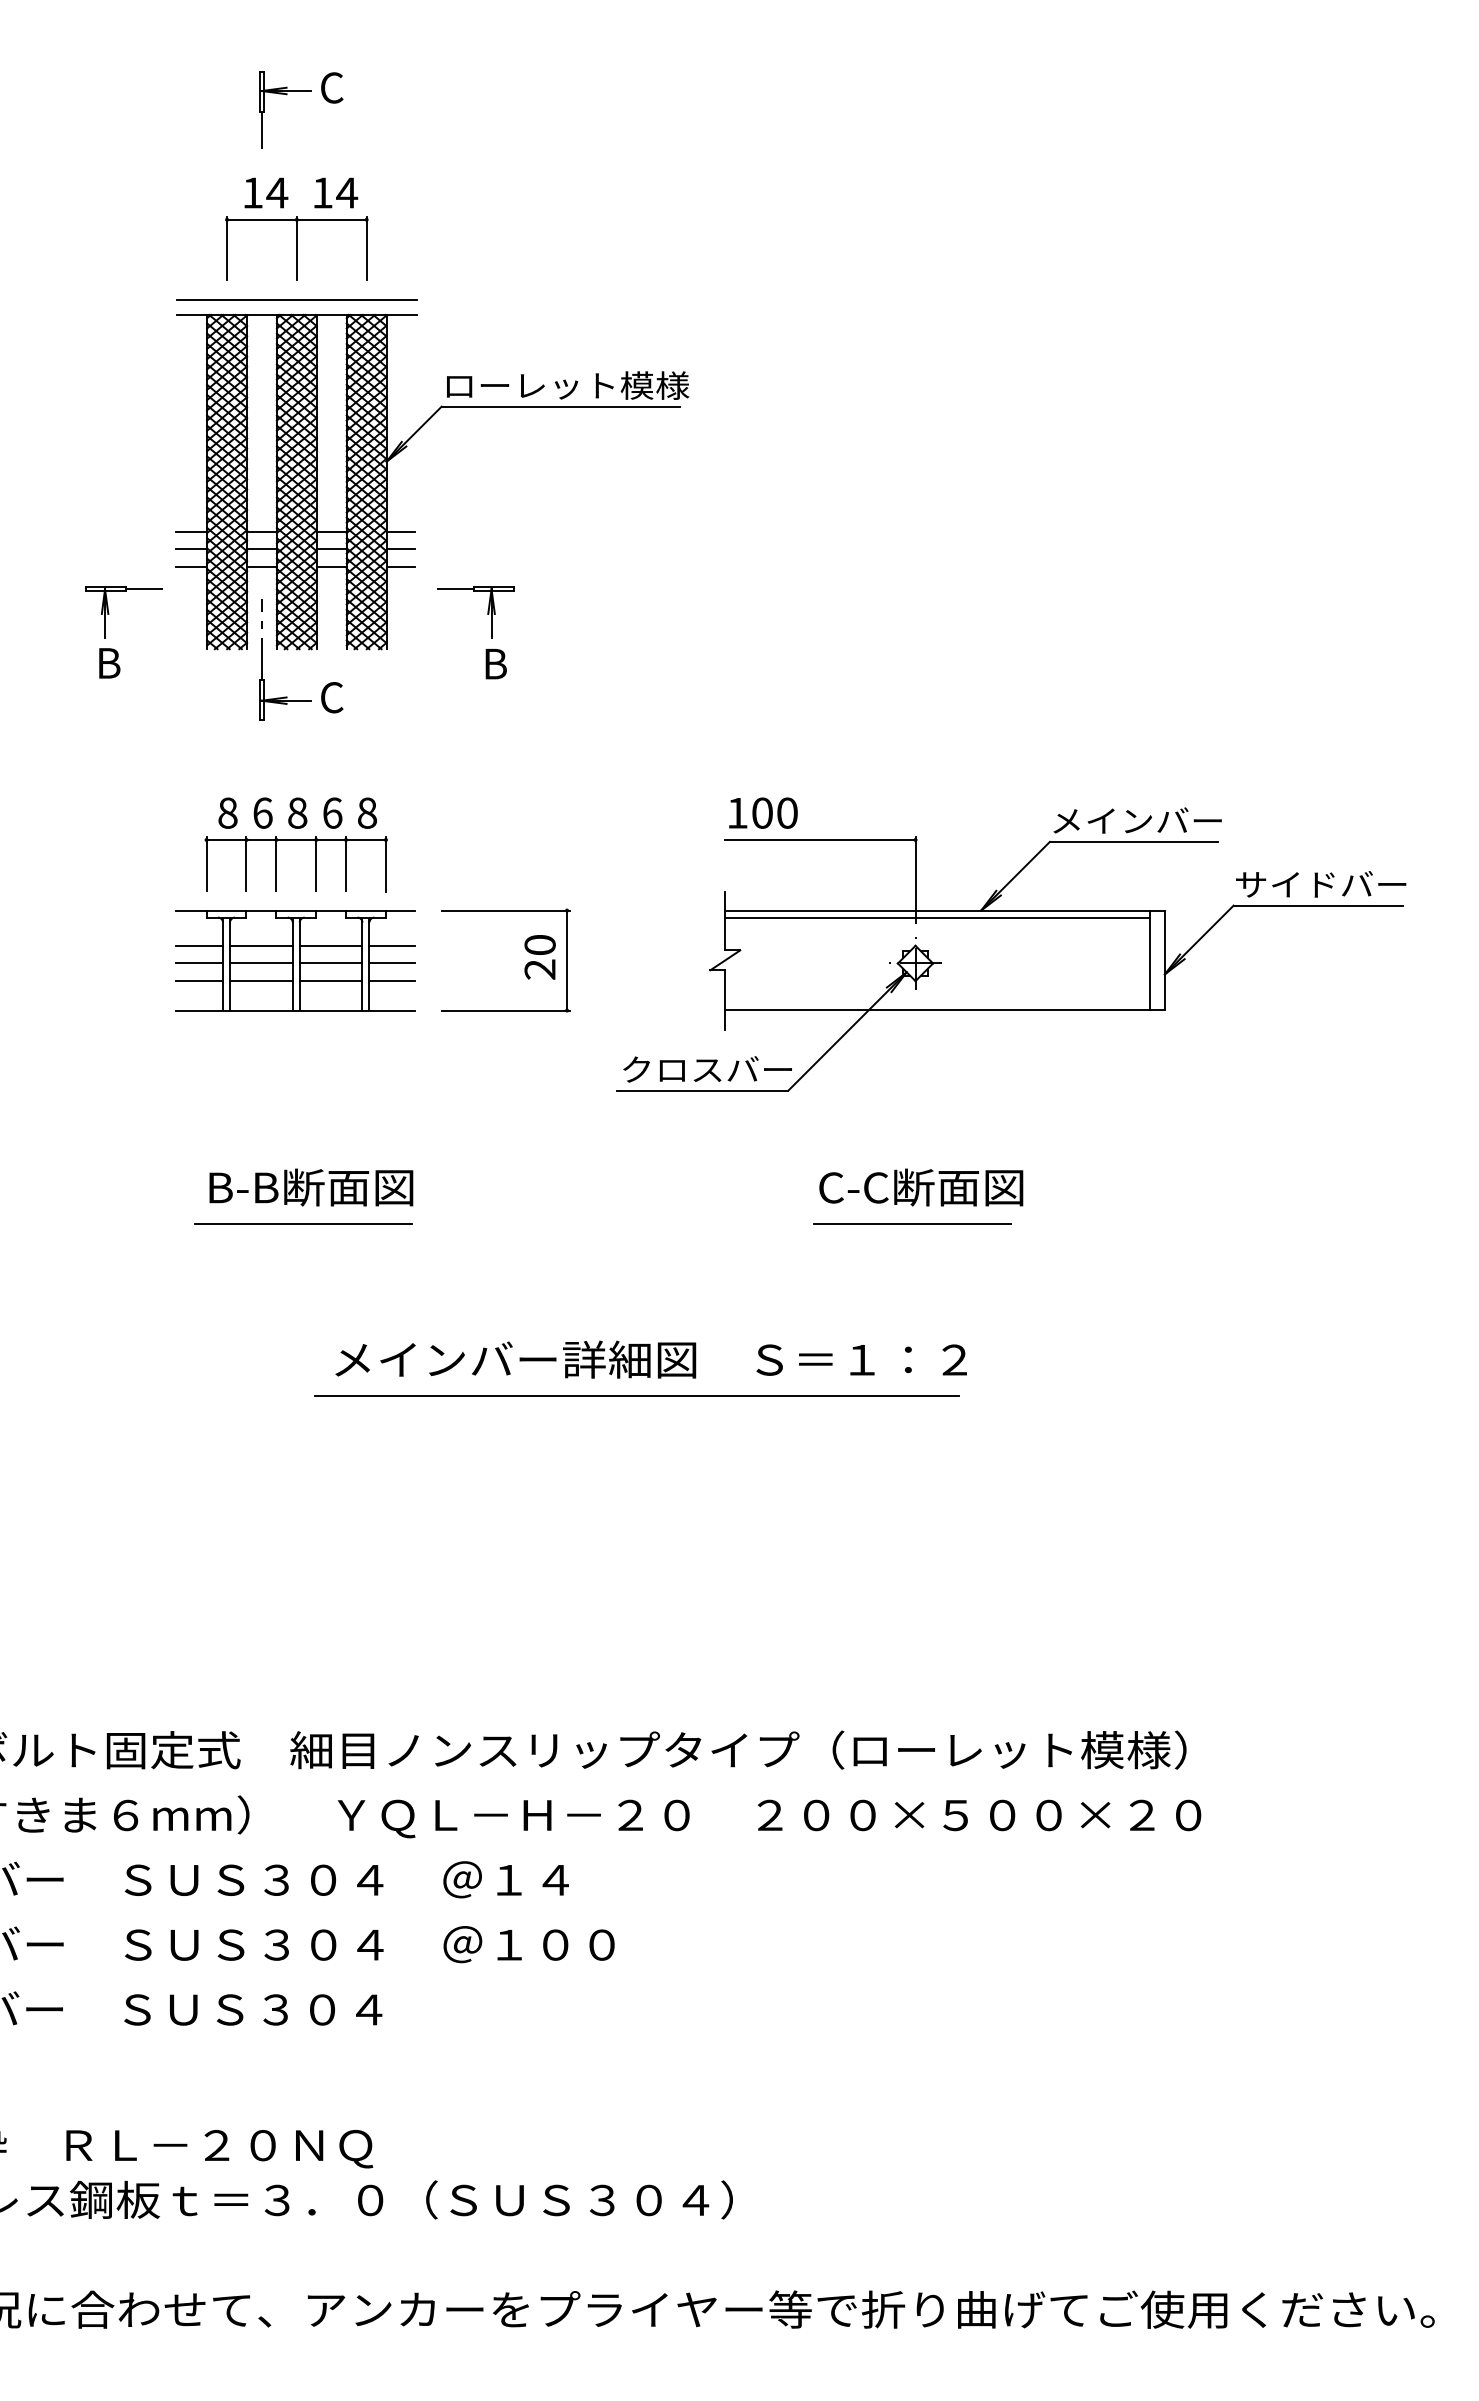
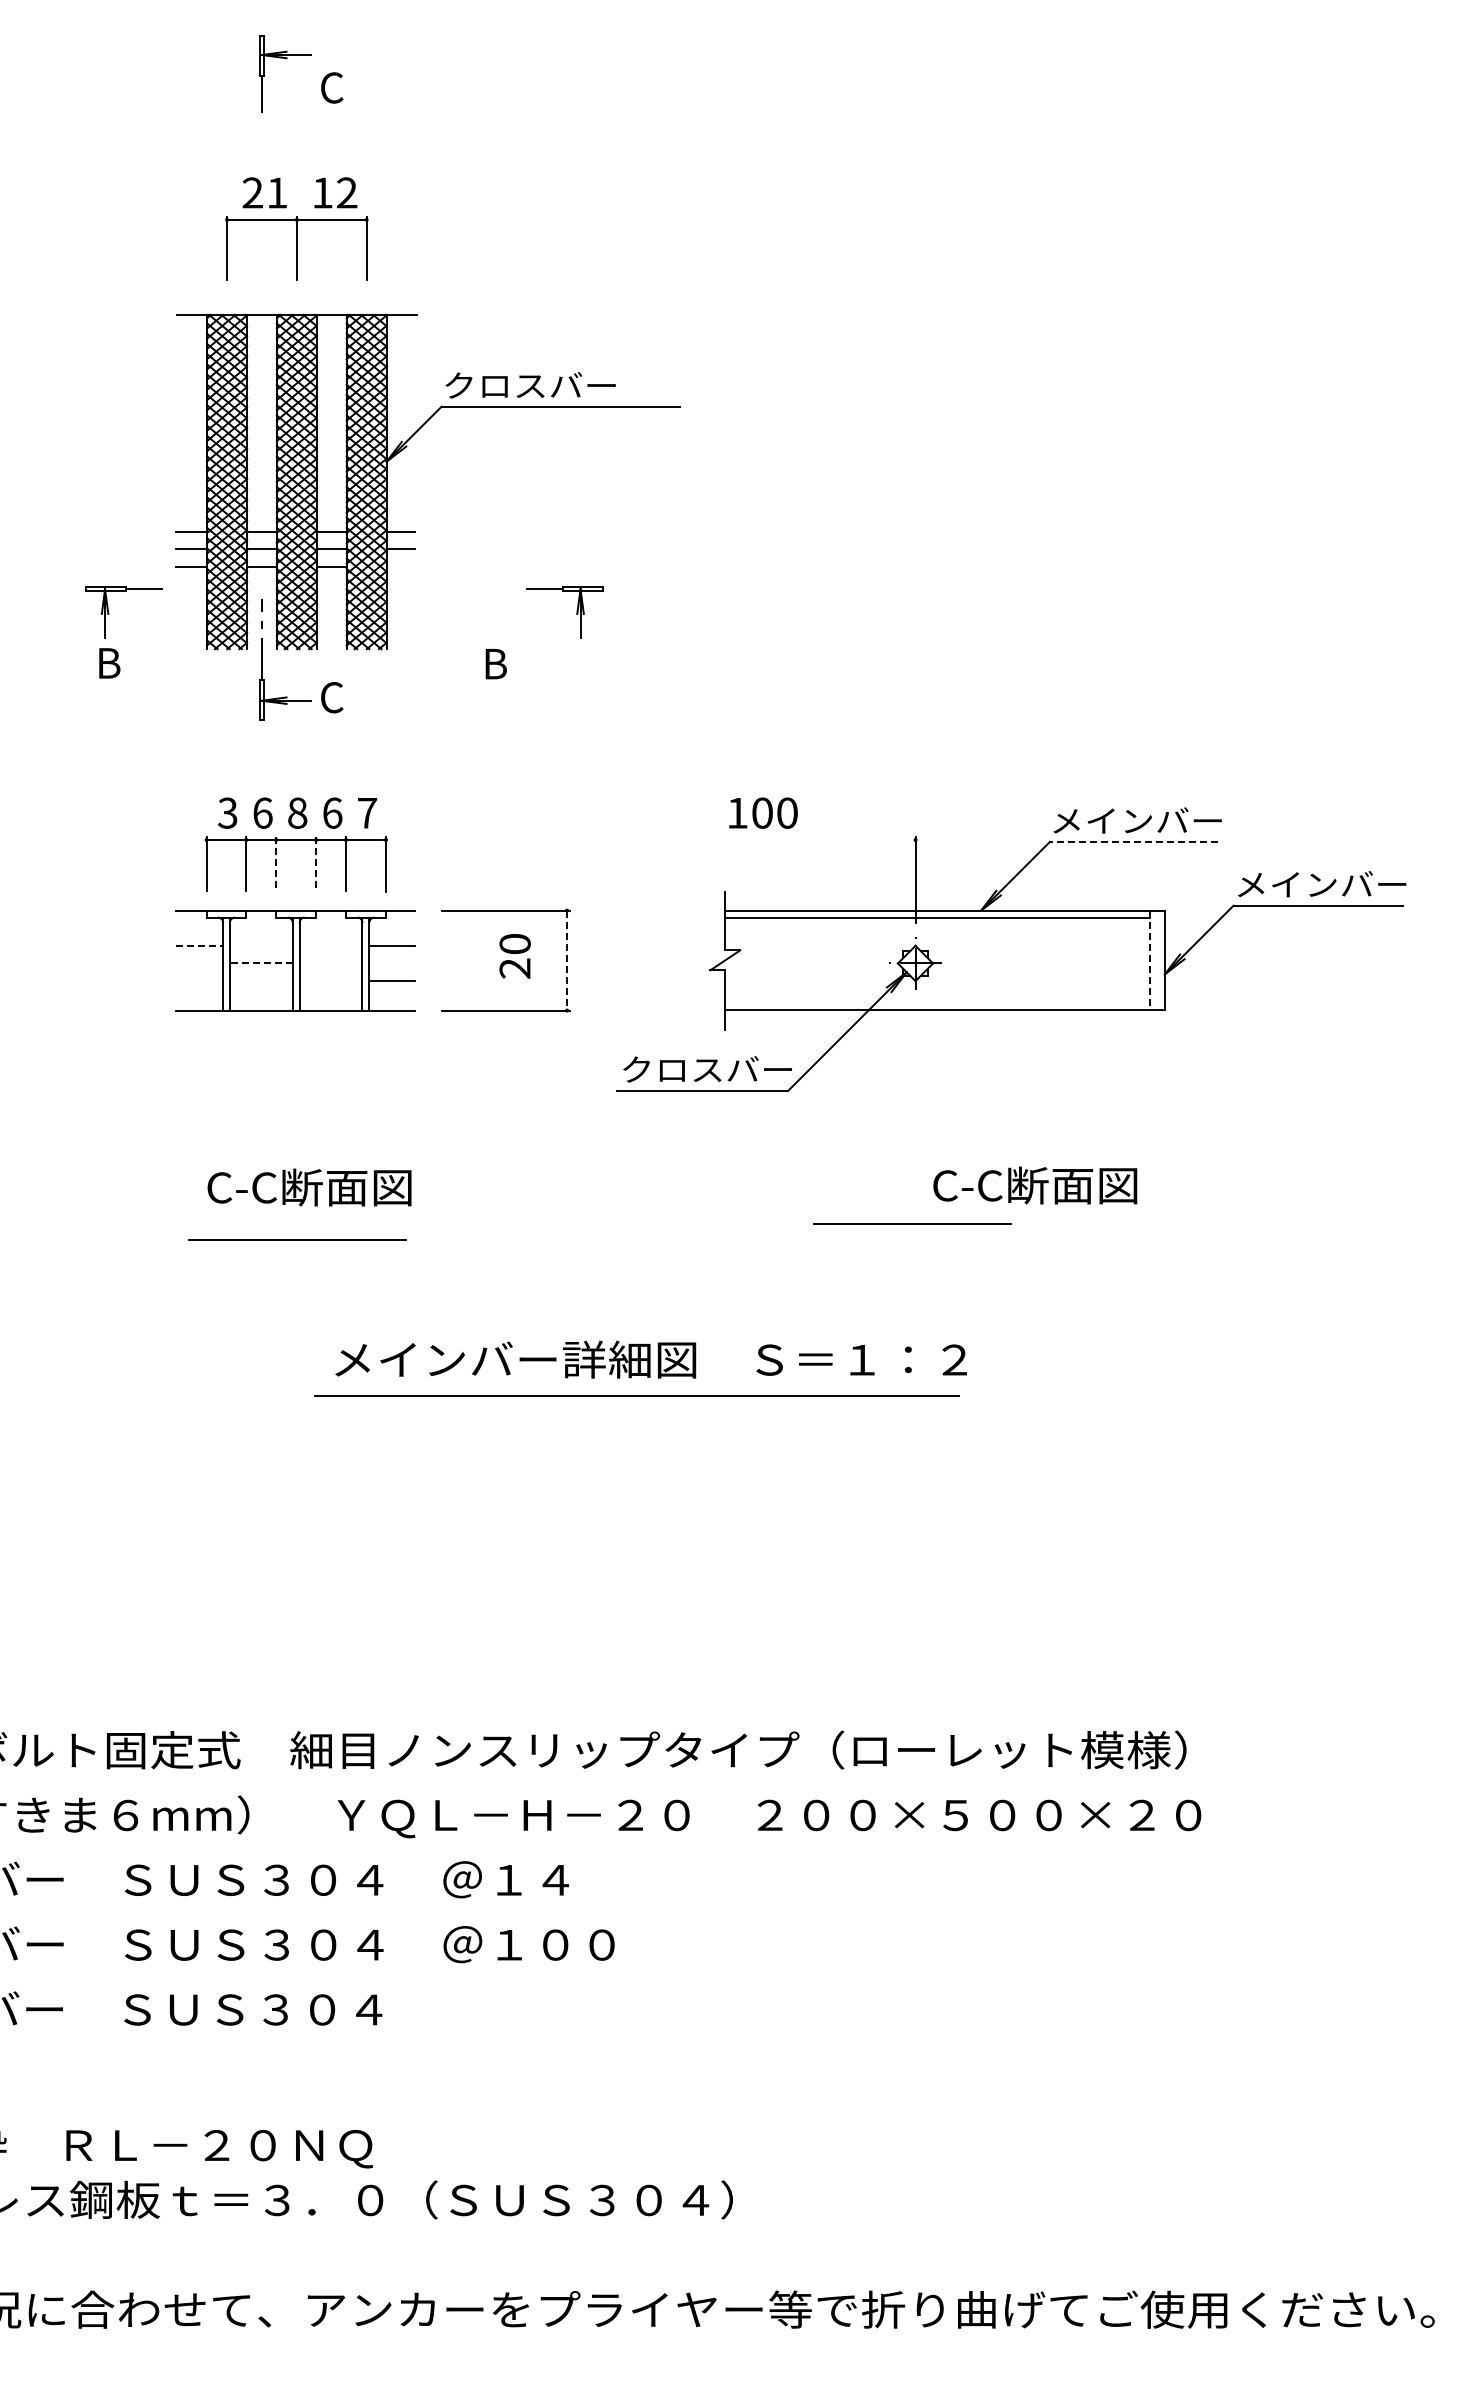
part position: (286, 95) -> (286, 59) (286, 59)
text: 14 -> 21 (265, 192)
text: 14 -> 12 (347, 192)
line: present -> none (296, 299)
text: ローレット模様 -> クロスバー (567, 385)
line: present -> none (400, 567)
part position: (487, 612) -> (576, 612) (576, 612)
text: 8 -> 3 (227, 812)
text: 8 -> 7 (367, 812)
line: present -> none (820, 840)
line: solid -> dashed (1133, 841)
line: solid -> dashed (276, 863)
line: solid -> dashed (316, 863)
text: サイドバー -> メインバー (1286, 884)
line: solid -> dashed (199, 945)
line: present -> none (261, 945)
line: present -> none (330, 945)
text position: (539, 957) -> (514, 956) (514, 956)
line: solid -> dashed (567, 960)
line: solid -> dashed (1149, 960)
line: present -> none (199, 963)
line: solid -> dashed (262, 963)
line: present -> none (330, 963)
line: present -> none (392, 963)
line: present -> none (199, 981)
line: present -> none (261, 981)
line: present -> none (330, 981)
text: B-B断面図 -> C-C断面図 (310, 1187)
text position: (921, 1187) -> (1035, 1185) (1035, 1185)
line position: (303, 1223) -> (297, 1239) (297, 1239)
